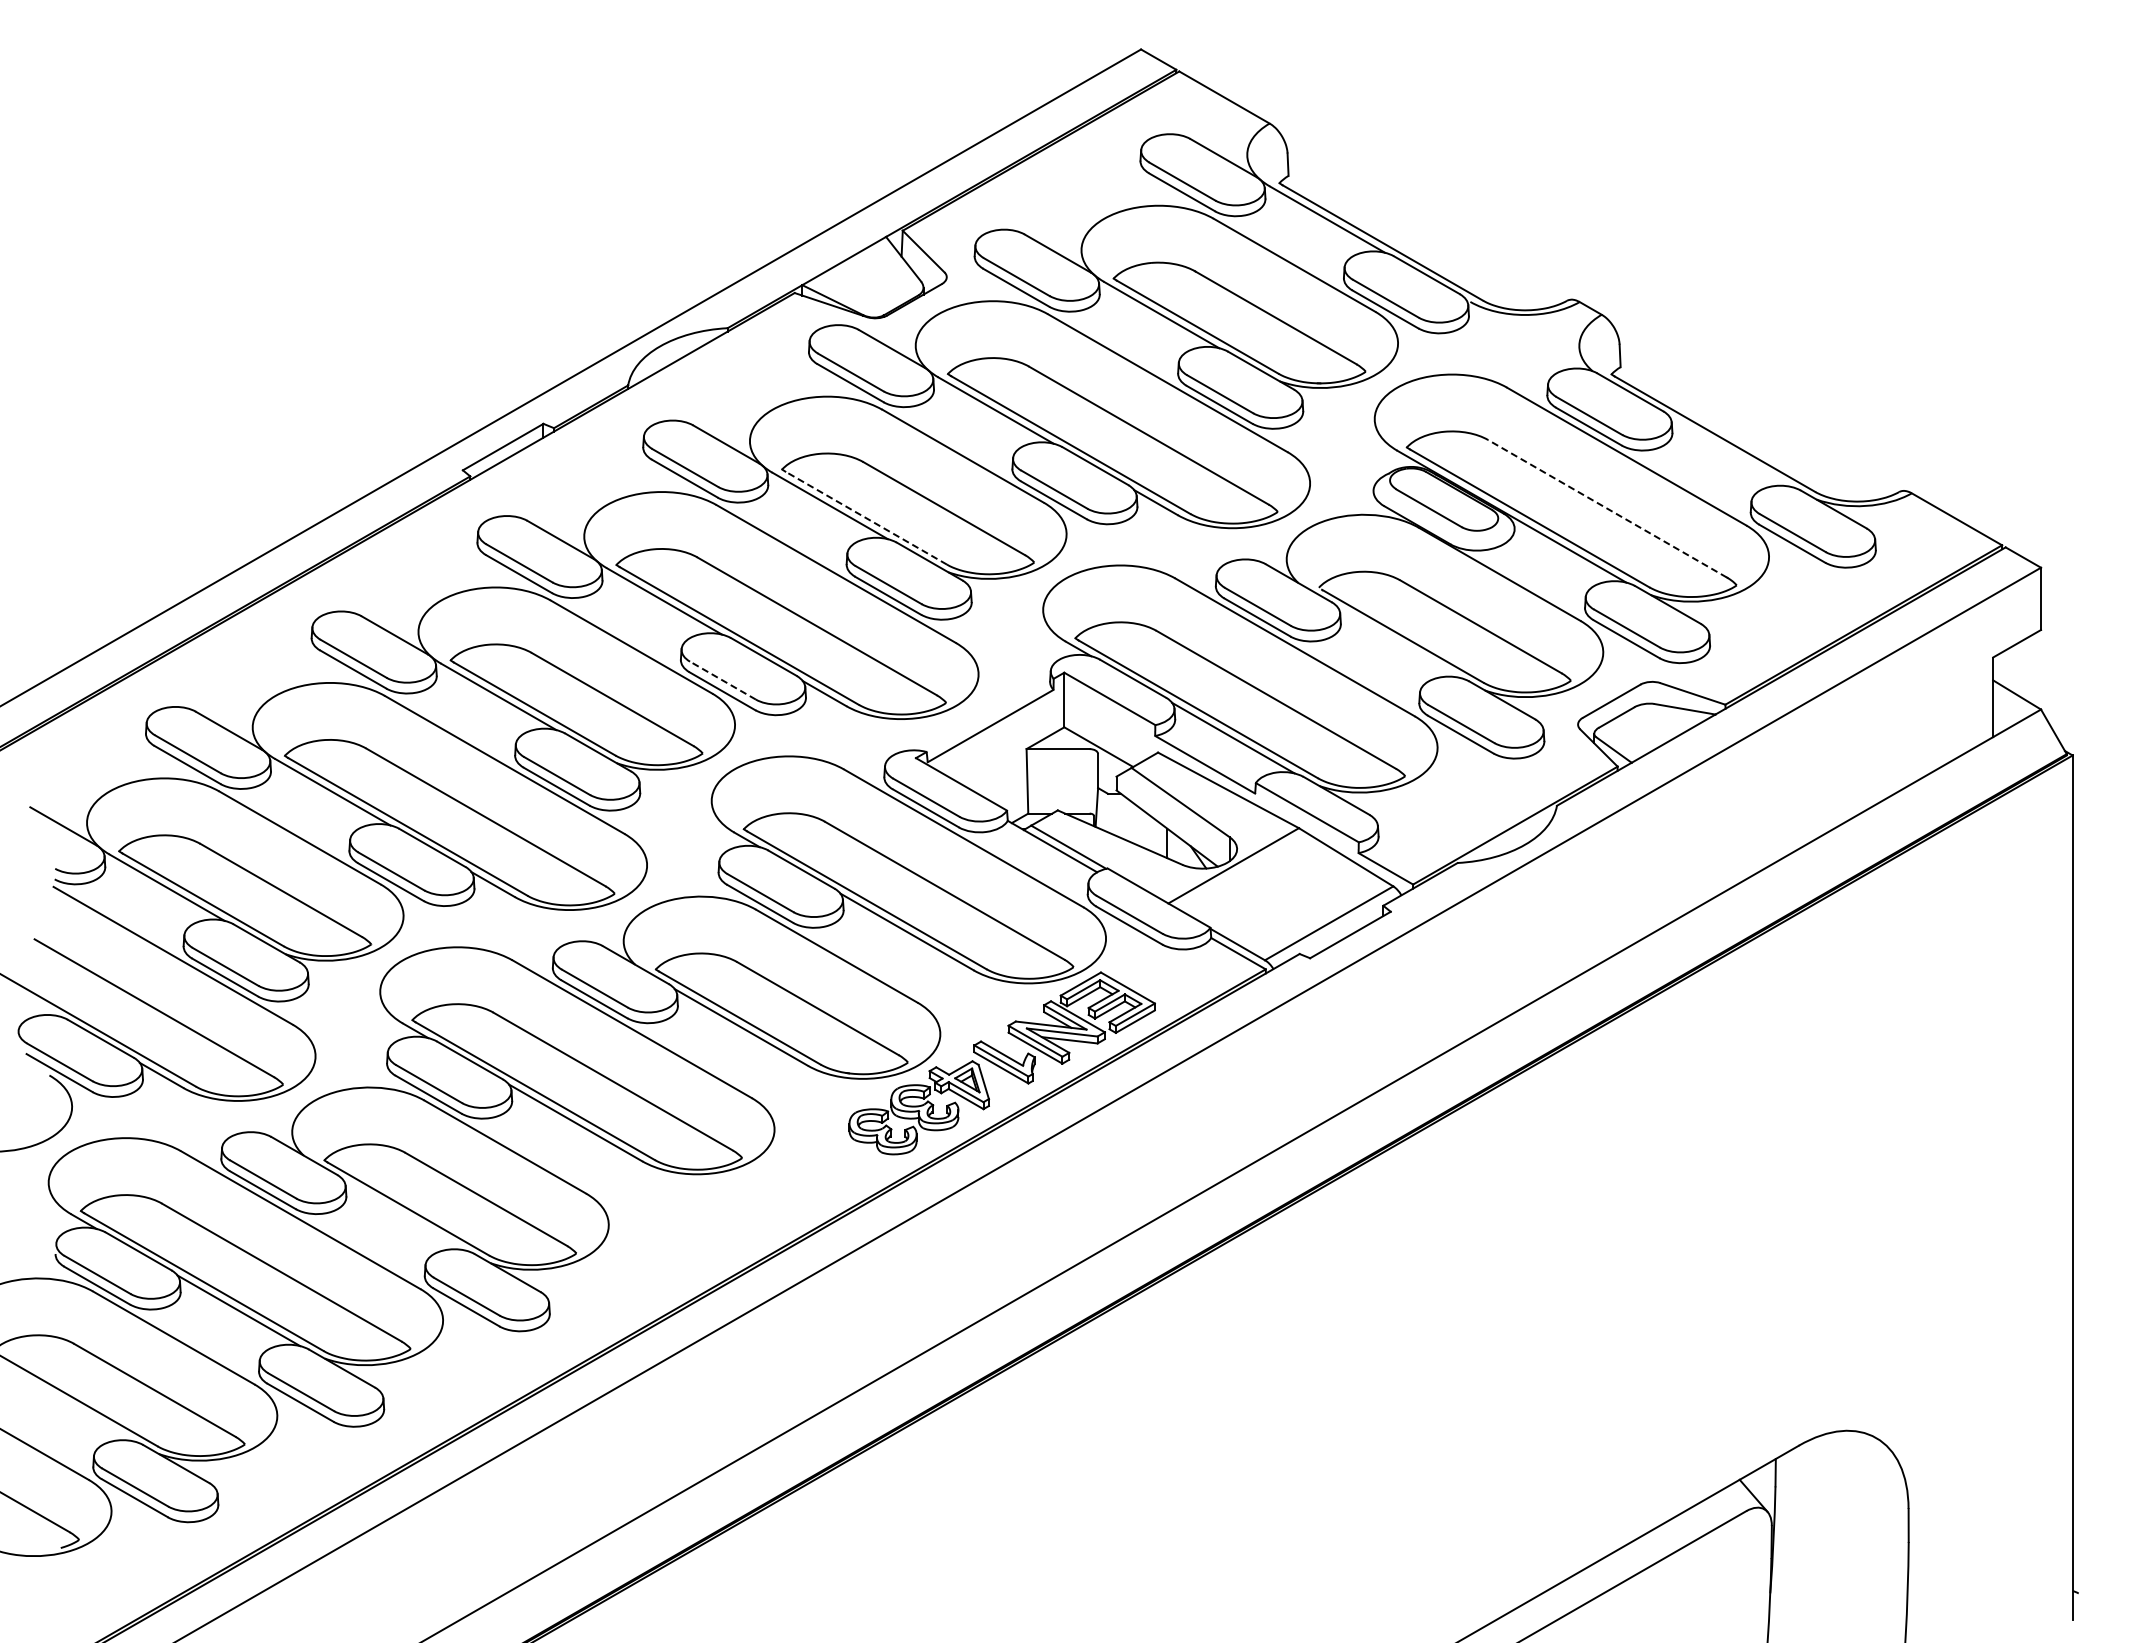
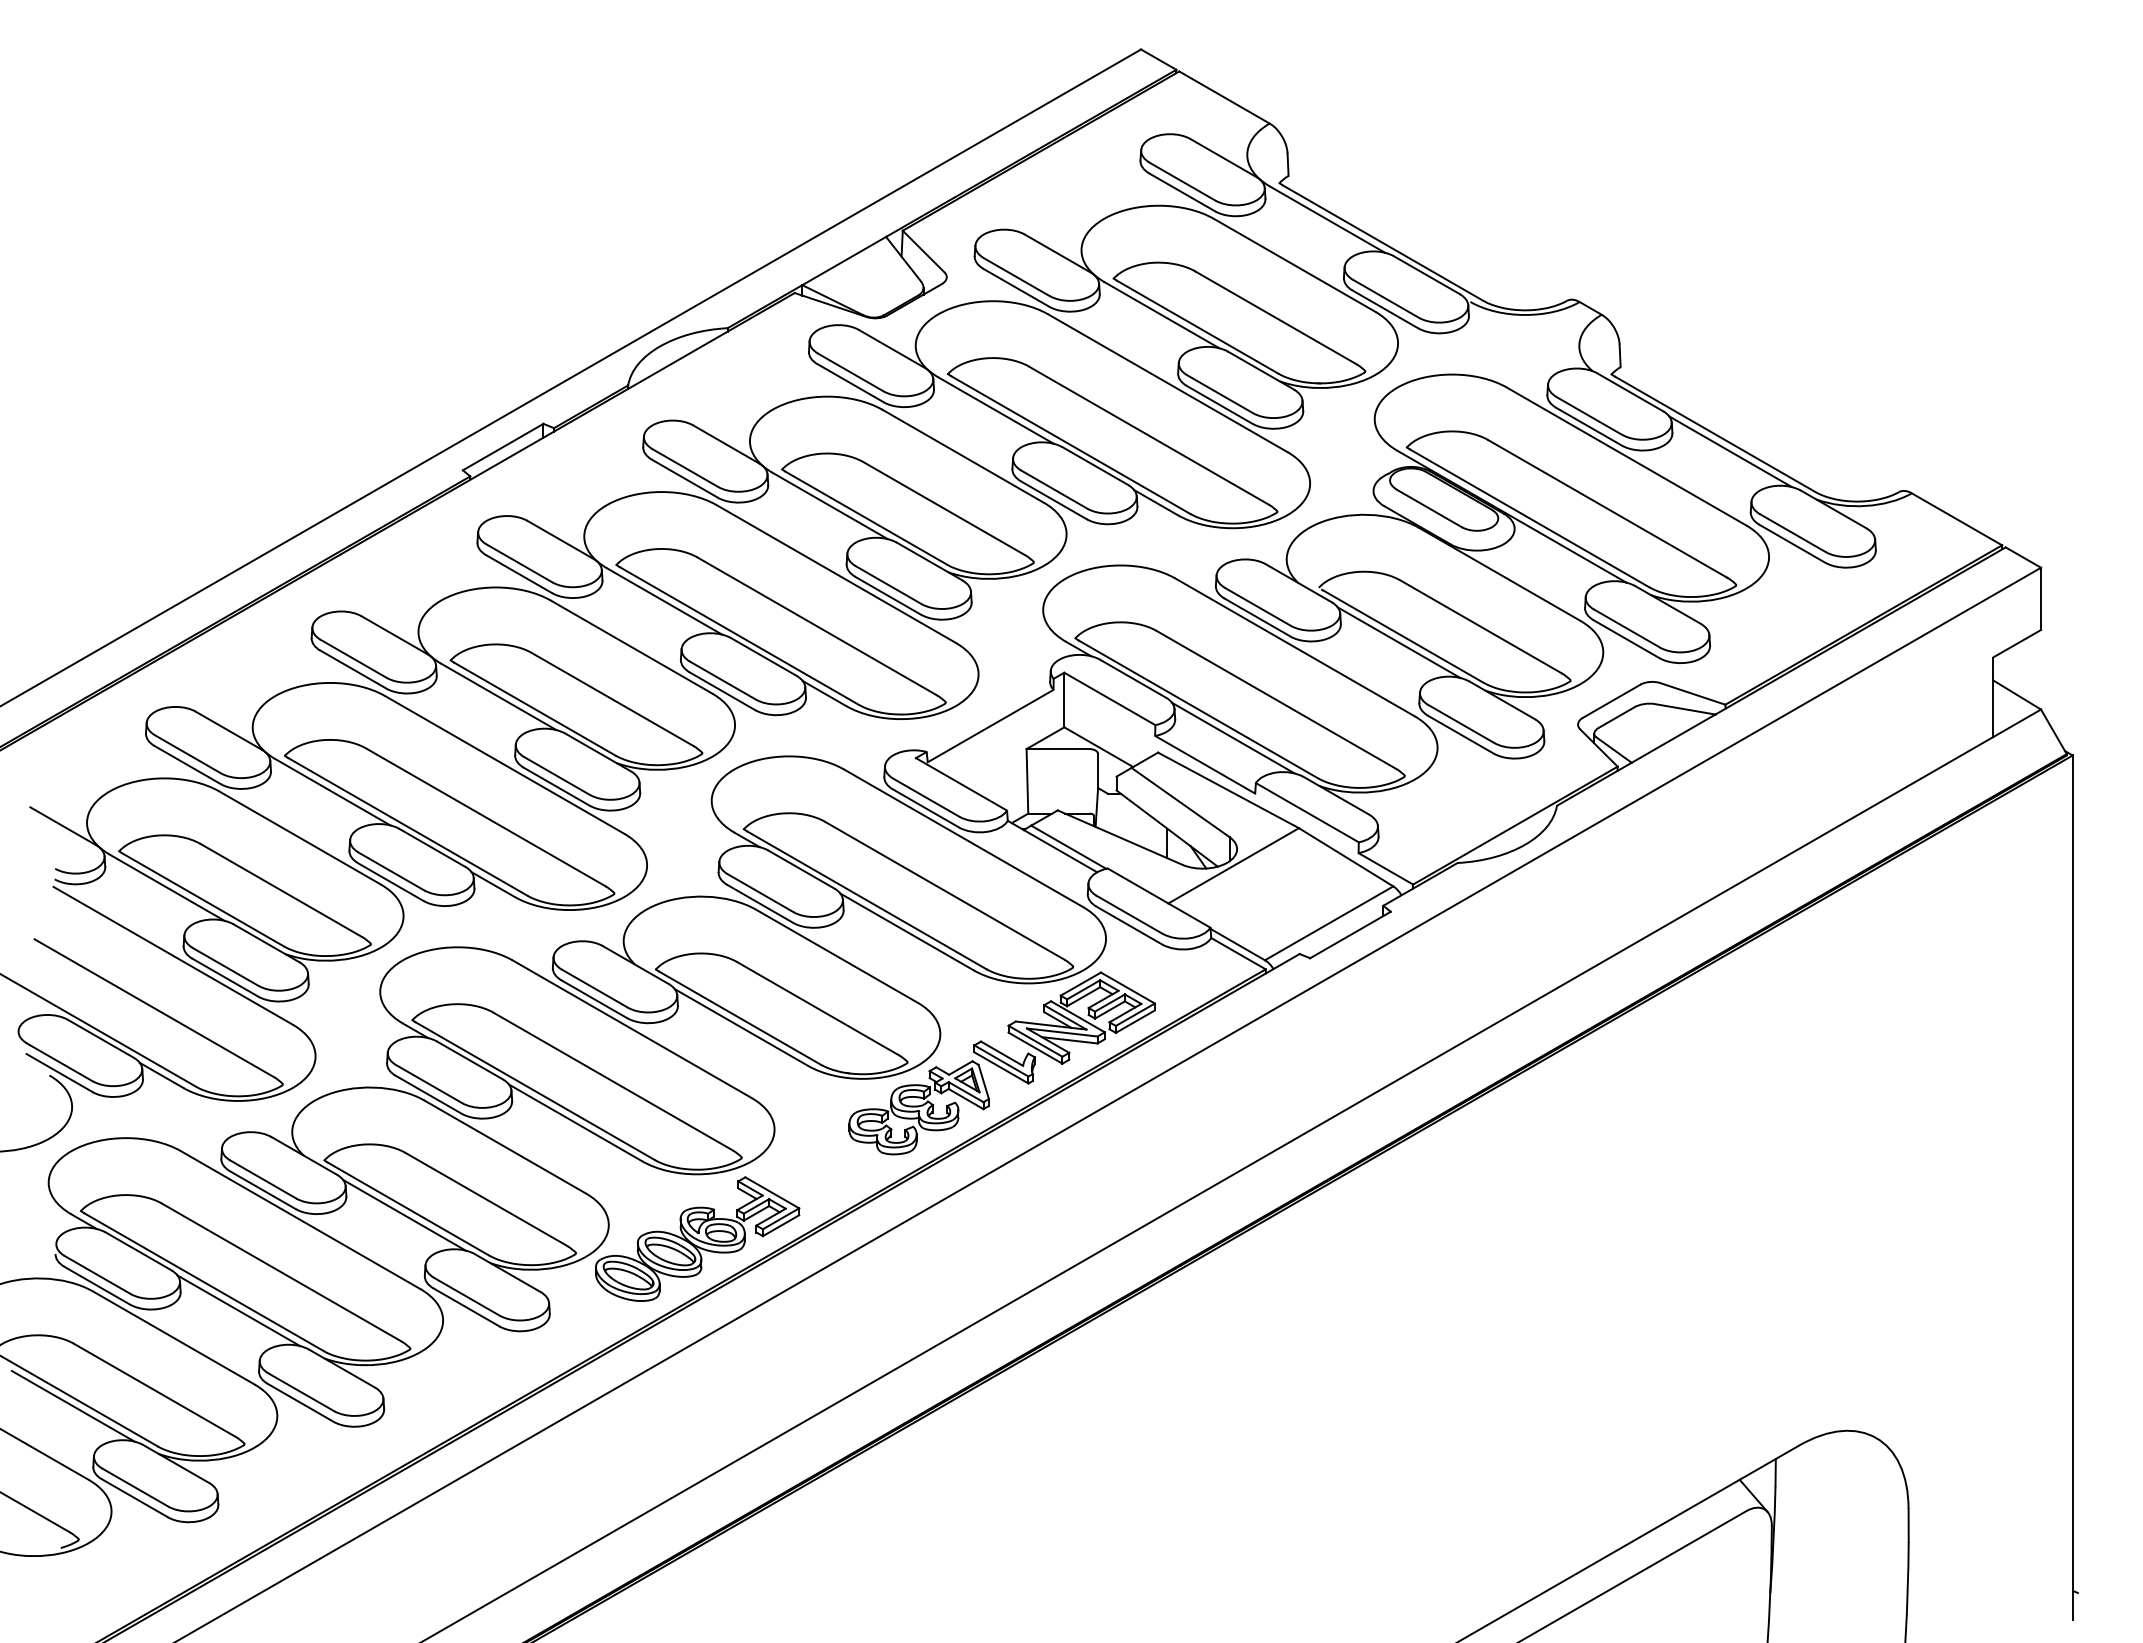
line: none -> present (1730, 451)
line: dashed -> solid (1607, 508)
line: dashed -> solid (865, 517)
line: none -> present (1398, 642)
line: dashed -> solid (722, 680)
line: none -> present (404, 1215)
part: none -> present (697, 1238)
line: none -> present (72, 1405)
